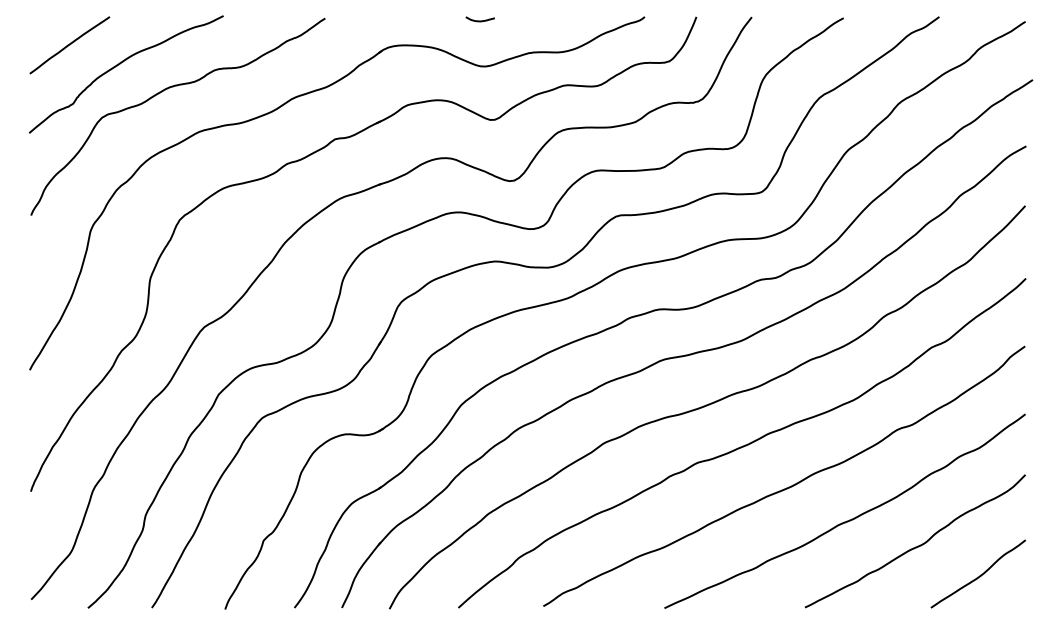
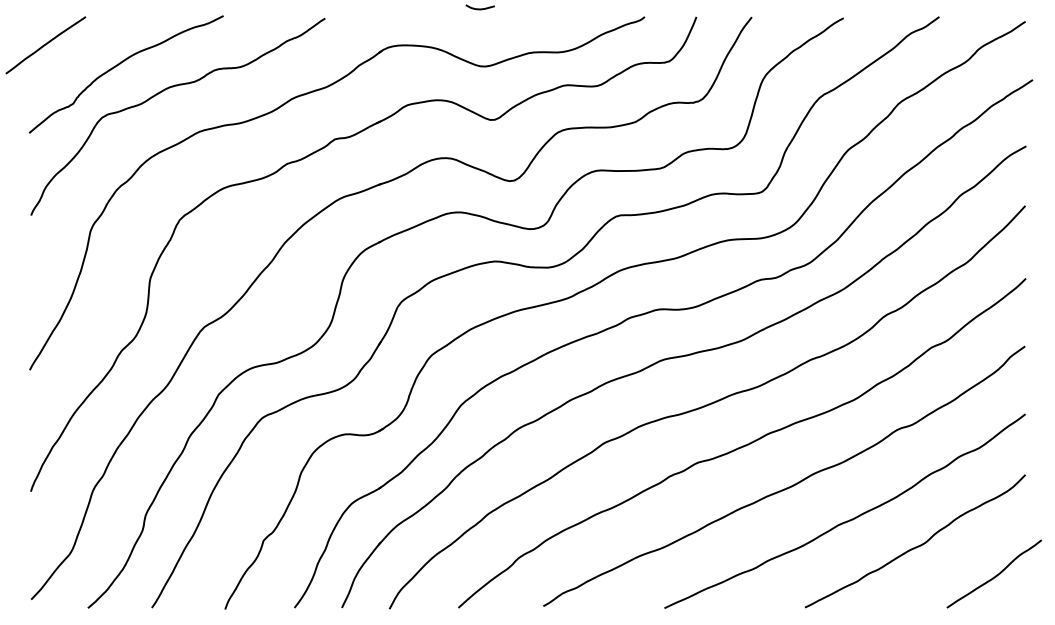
curve position: (479, 20) -> (479, 8) (479, 8)
line position: (69, 45) -> (45, 45) (45, 45)
curve position: (979, 575) -> (995, 575) (995, 575)
